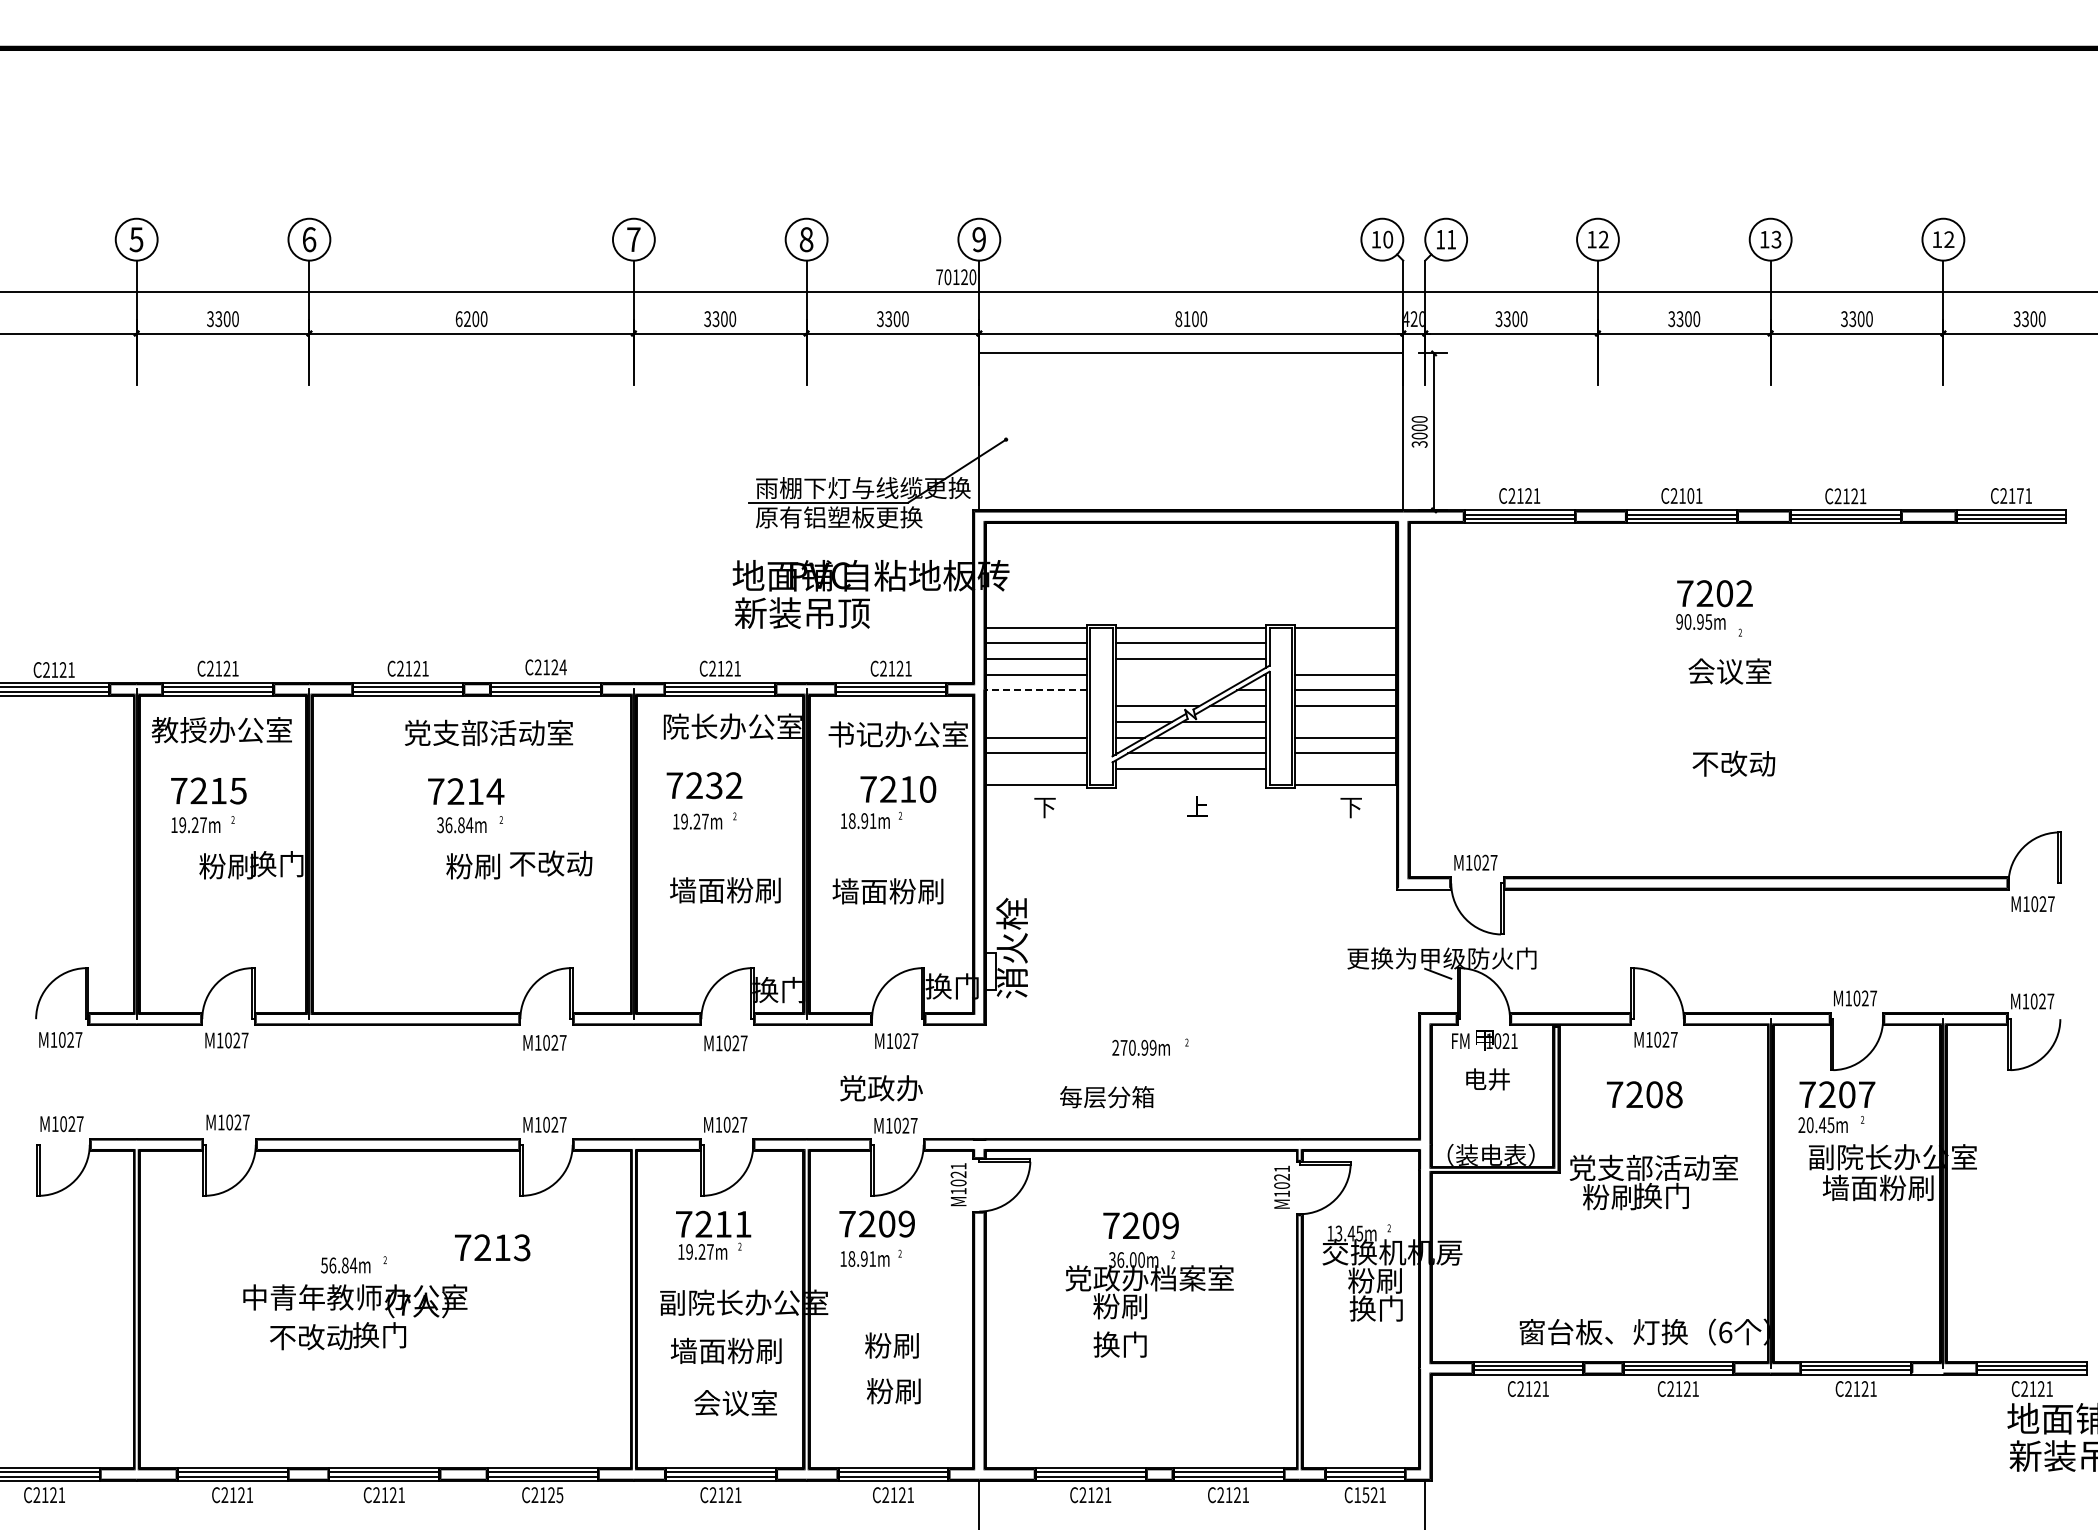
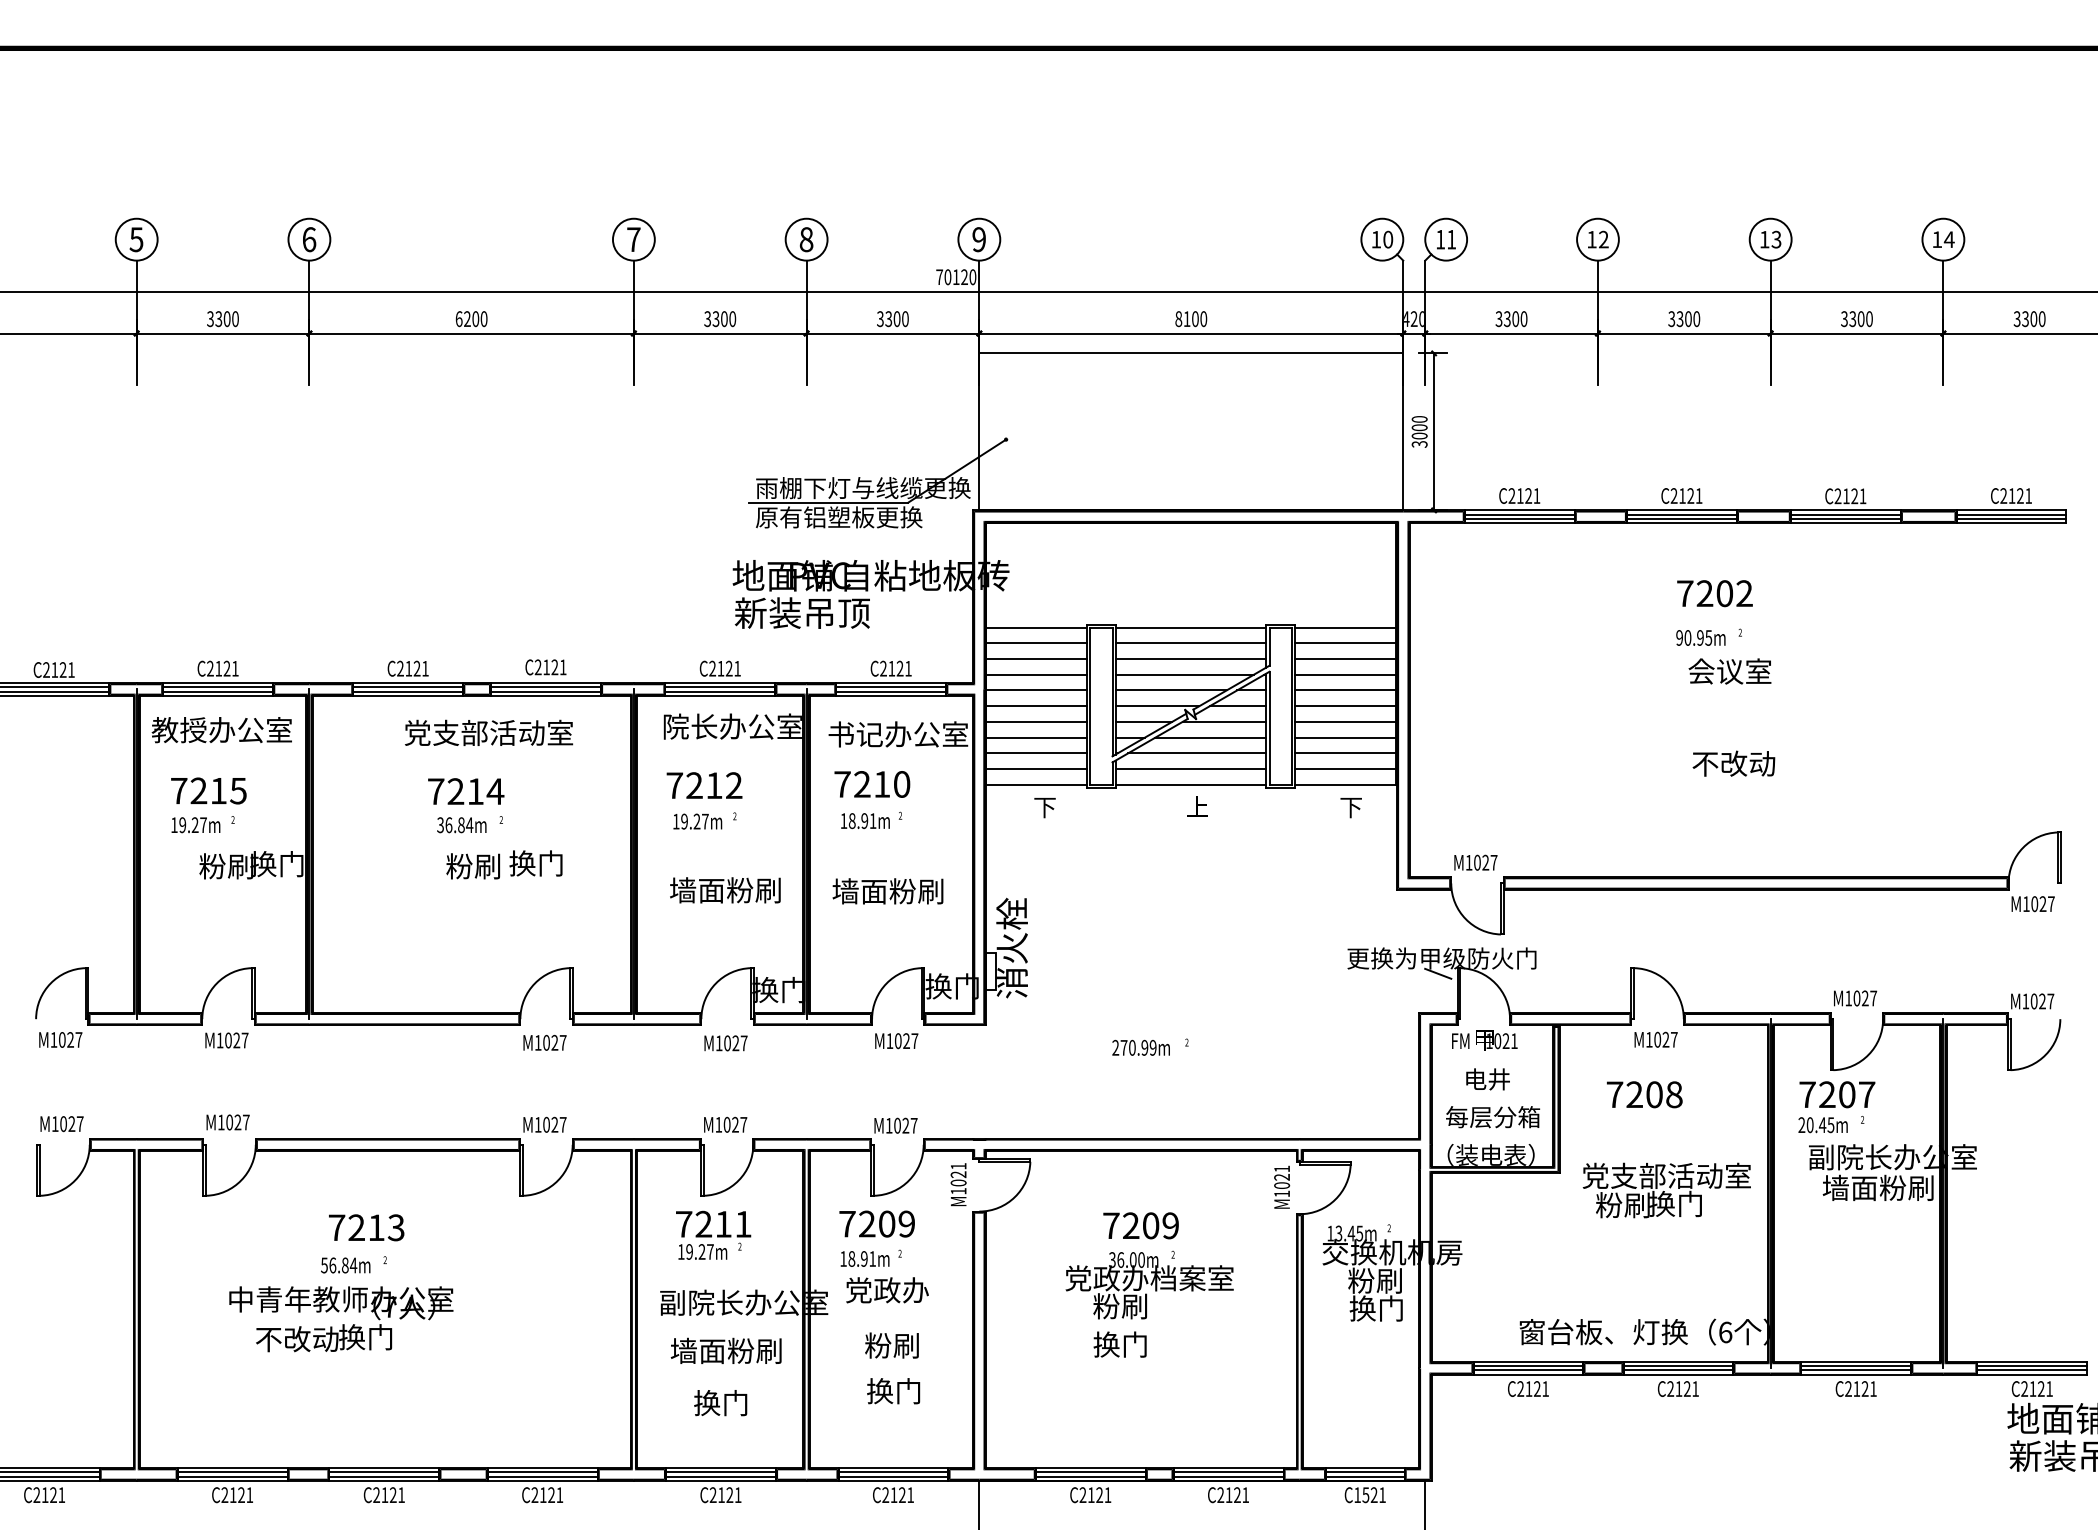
text: 12 -> 14 (1948, 239)
text: C2101 -> C2121 (1690, 495)
text: C2171 -> C2121 (2020, 495)
text position: (1700, 621) -> (1700, 637) (1700, 637)
line: none -> present (1345, 643)
line: none -> present (1345, 659)
text: C2124 -> C2121 (562, 667)
line: none -> present (1184, 674)
line: dashed -> solid (1036, 690)
line: none -> present (1170, 690)
line: none -> present (1036, 706)
line: none -> present (1036, 721)
line: none -> present (1345, 721)
line: none -> present (1036, 769)
line: none -> present (1345, 769)
line: none -> present (1190, 784)
text: 7232 -> 7212 (713, 785)
text position: (898, 789) -> (872, 784) (872, 784)
text: 不改动 -> 换门 (550, 863)
fill: none -> present (1423, 888)
text position: (881, 1088) -> (887, 1290) (887, 1290)
text position: (1107, 1097) -> (1493, 1117) (1493, 1117)
text position: (1653, 1182) -> (1666, 1190) (1666, 1190)
text position: (492, 1247) -> (366, 1227) (366, 1227)
text position: (355, 1317) -> (341, 1319) (341, 1319)
fill: none -> present (1927, 1373)
text: 粉刷 -> 换门 (893, 1391)
text: 会议室 -> 换门 (735, 1403)
text: C2125 -> C2121 (559, 1495)
